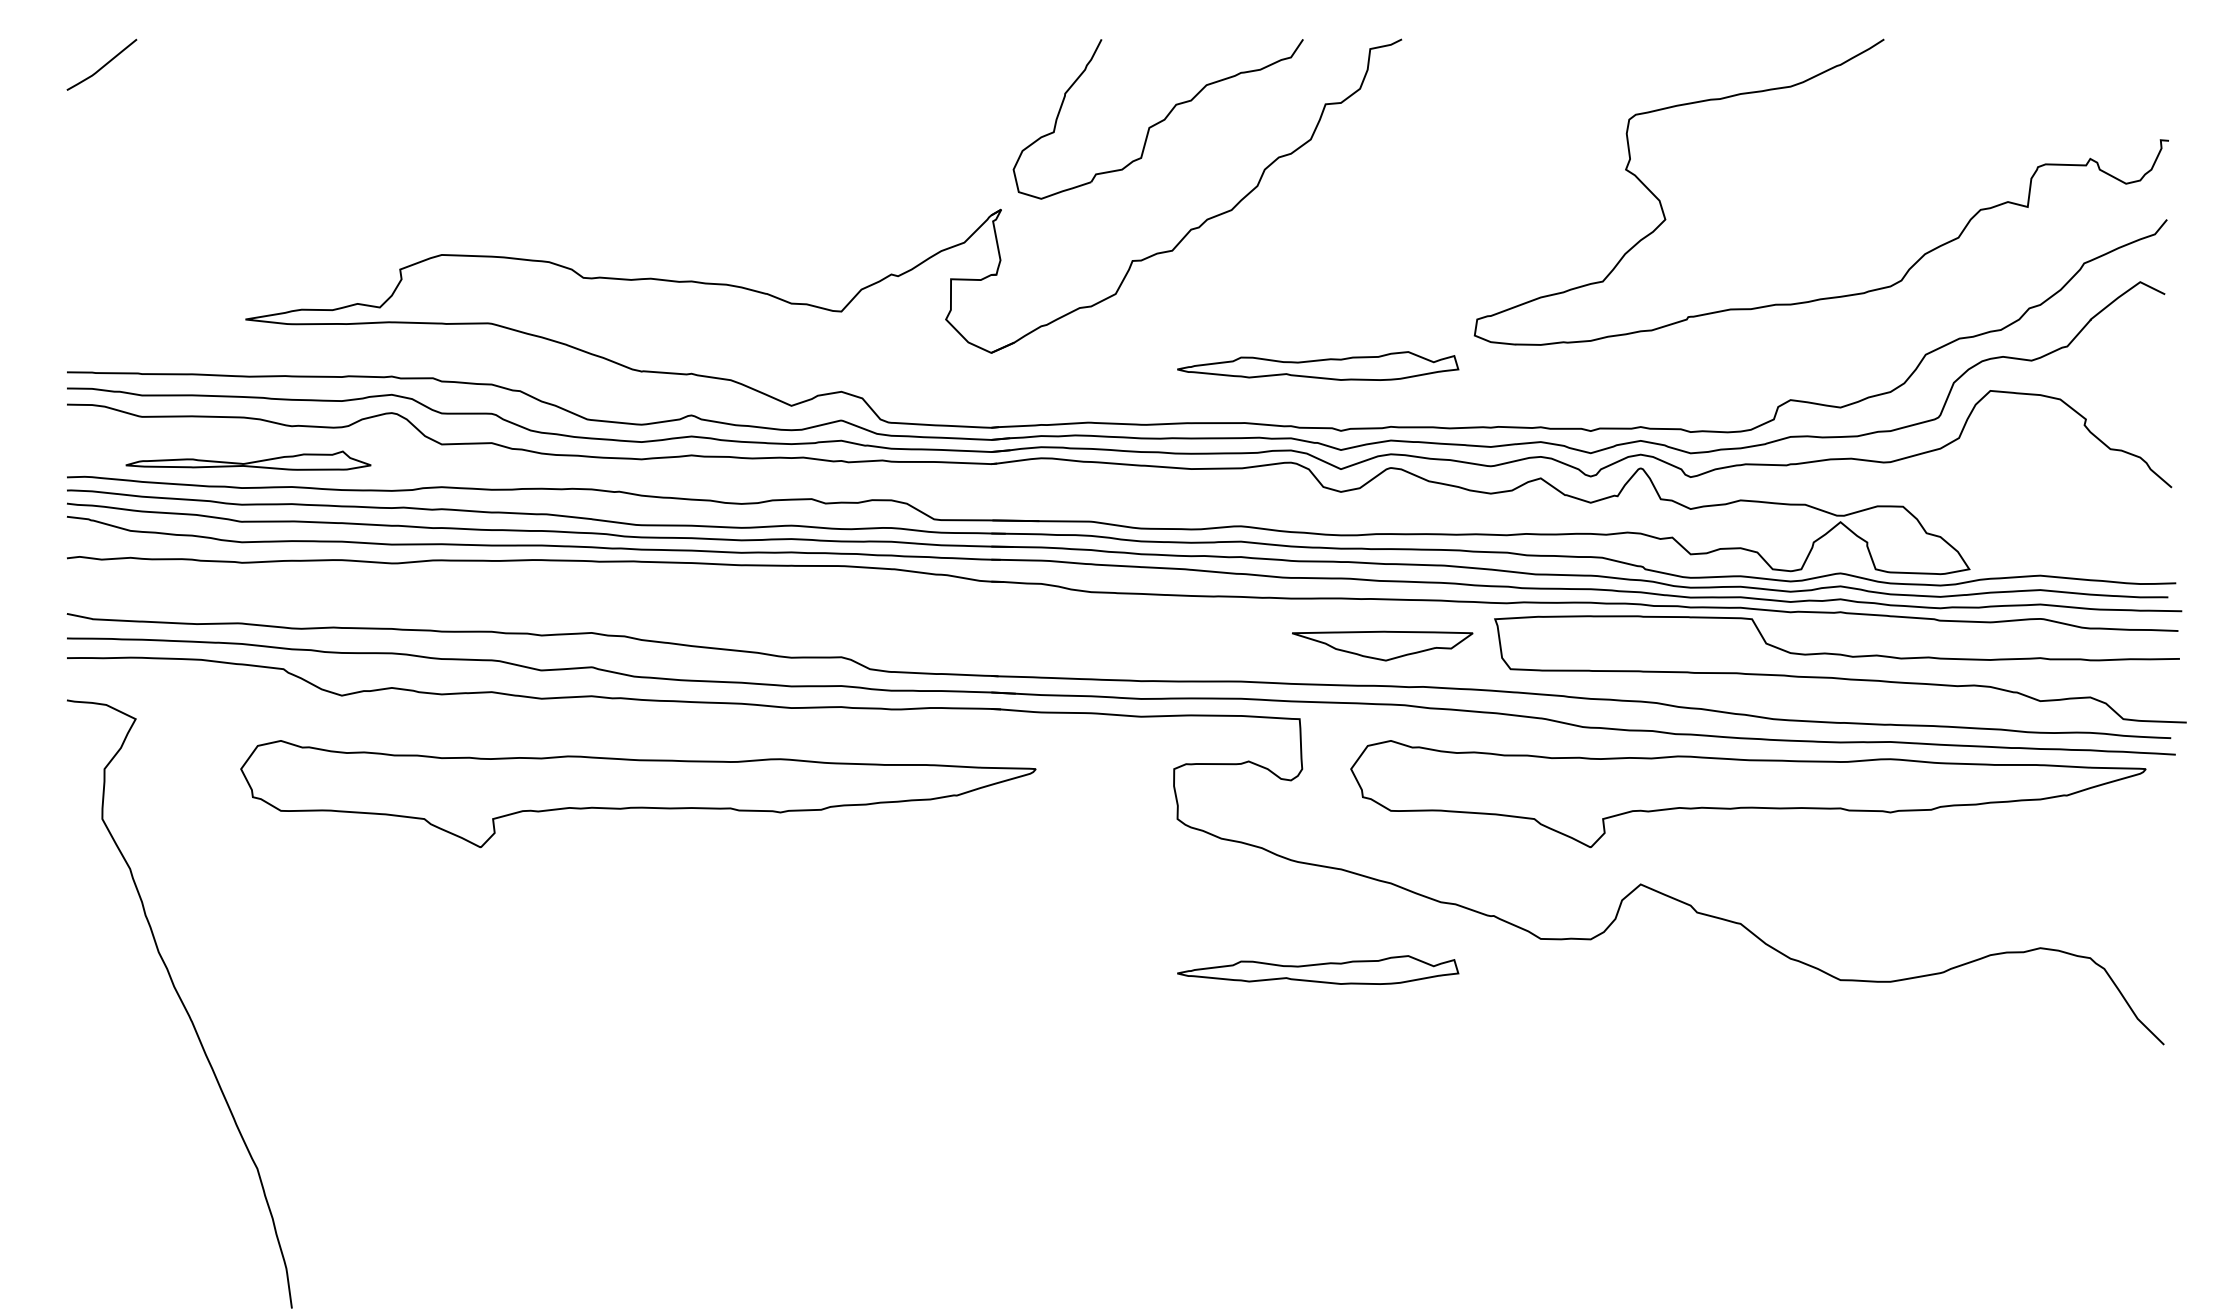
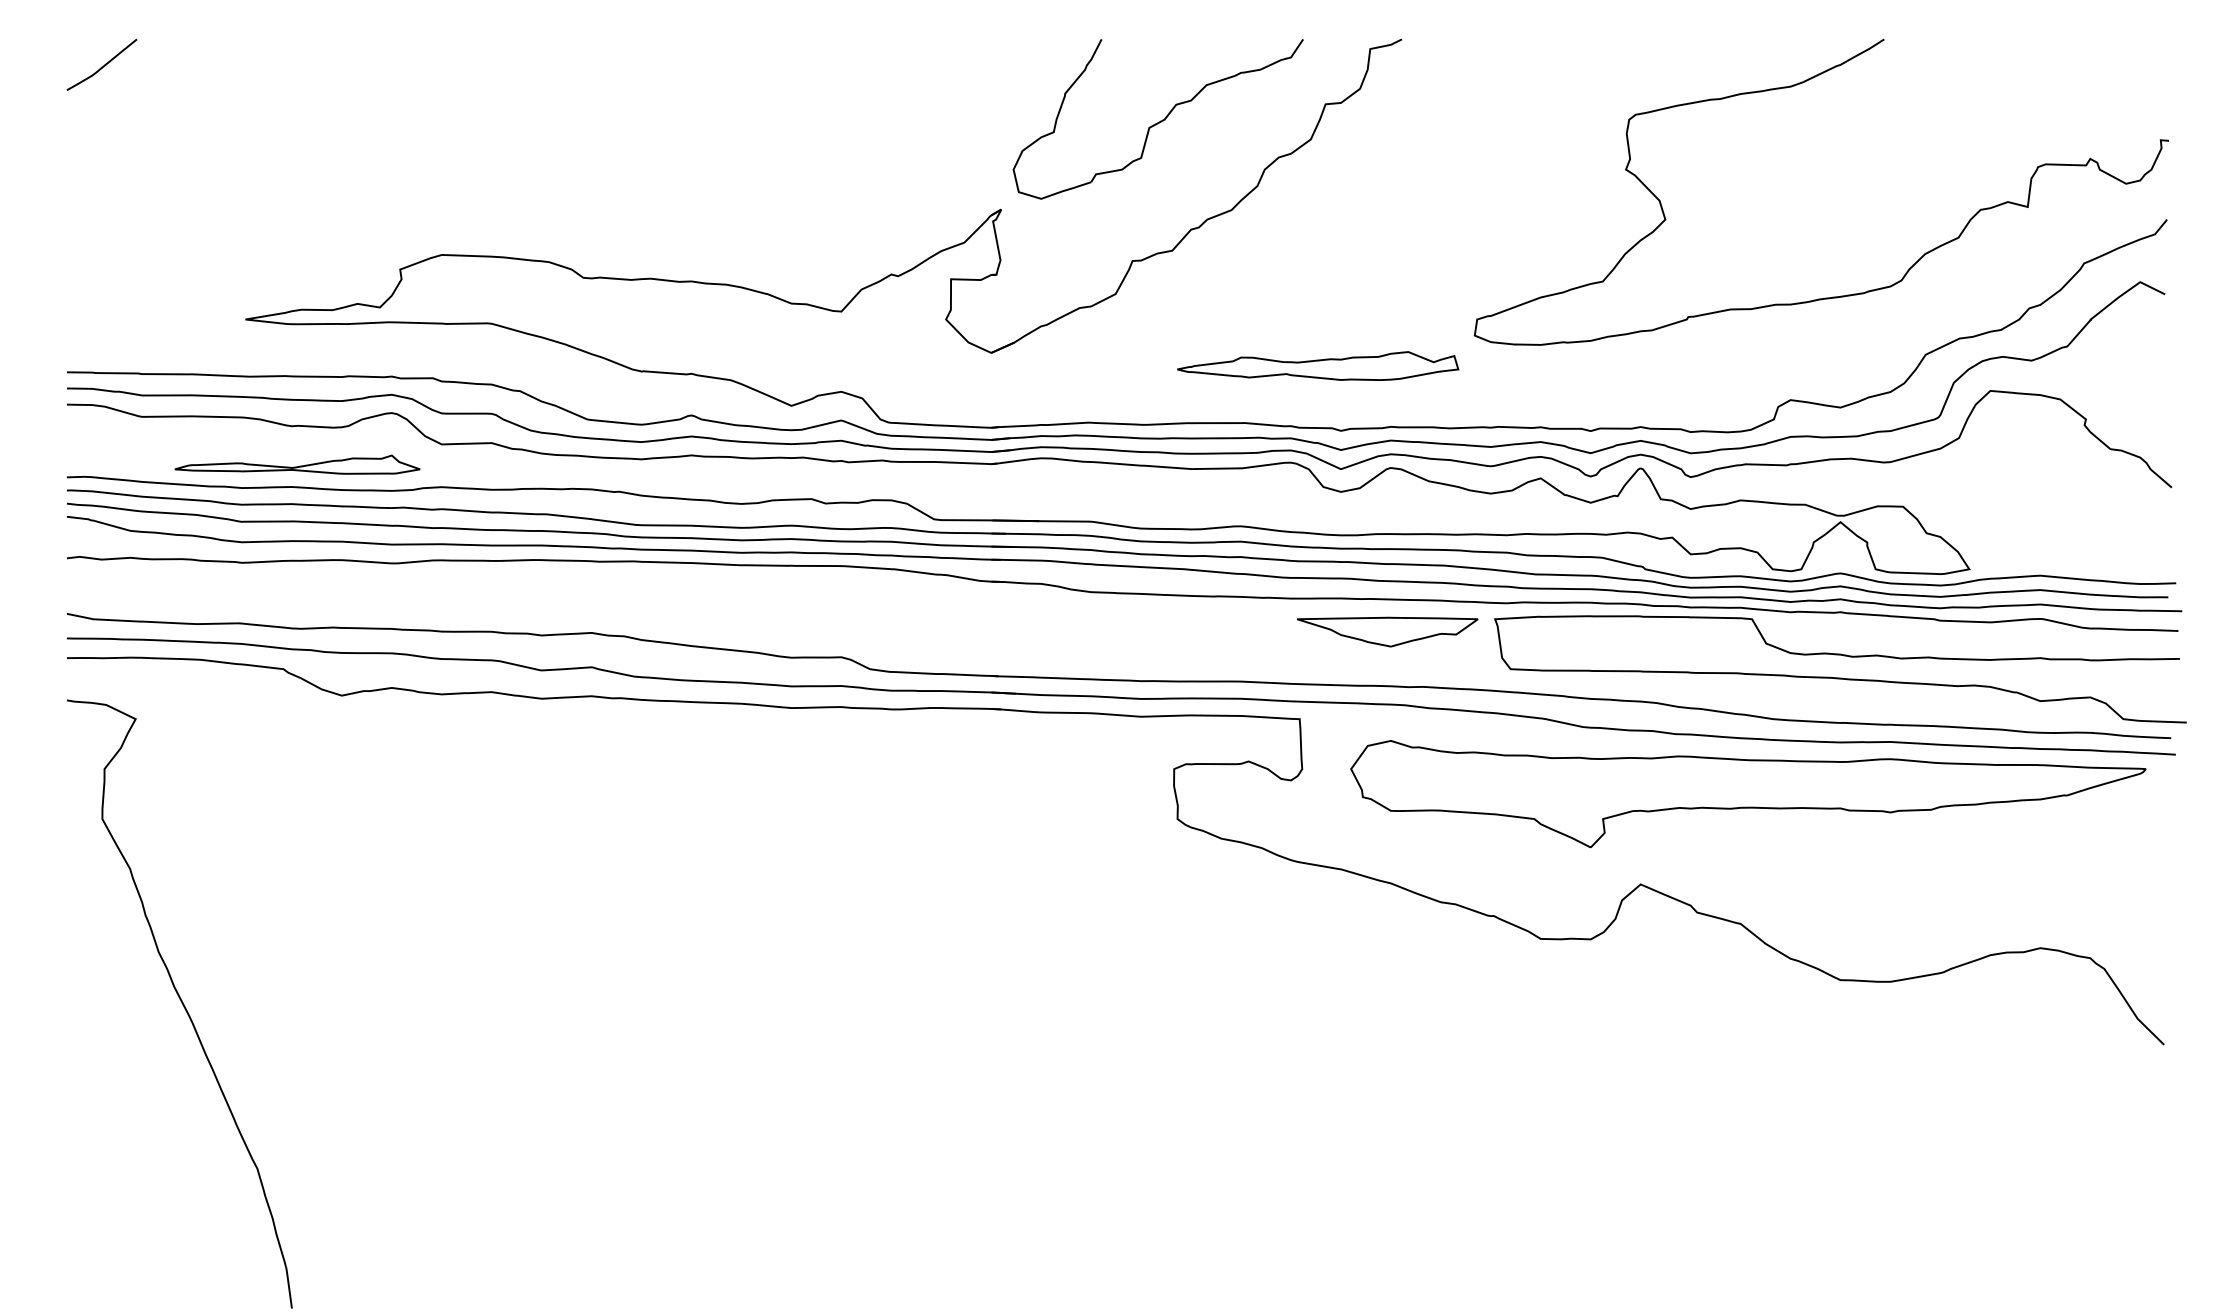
part position: (248, 460) -> (297, 464) (297, 464)
part position: (1382, 645) -> (1387, 631) (1387, 631)
part: present -> none (638, 794)
part: present -> none (1318, 969)
